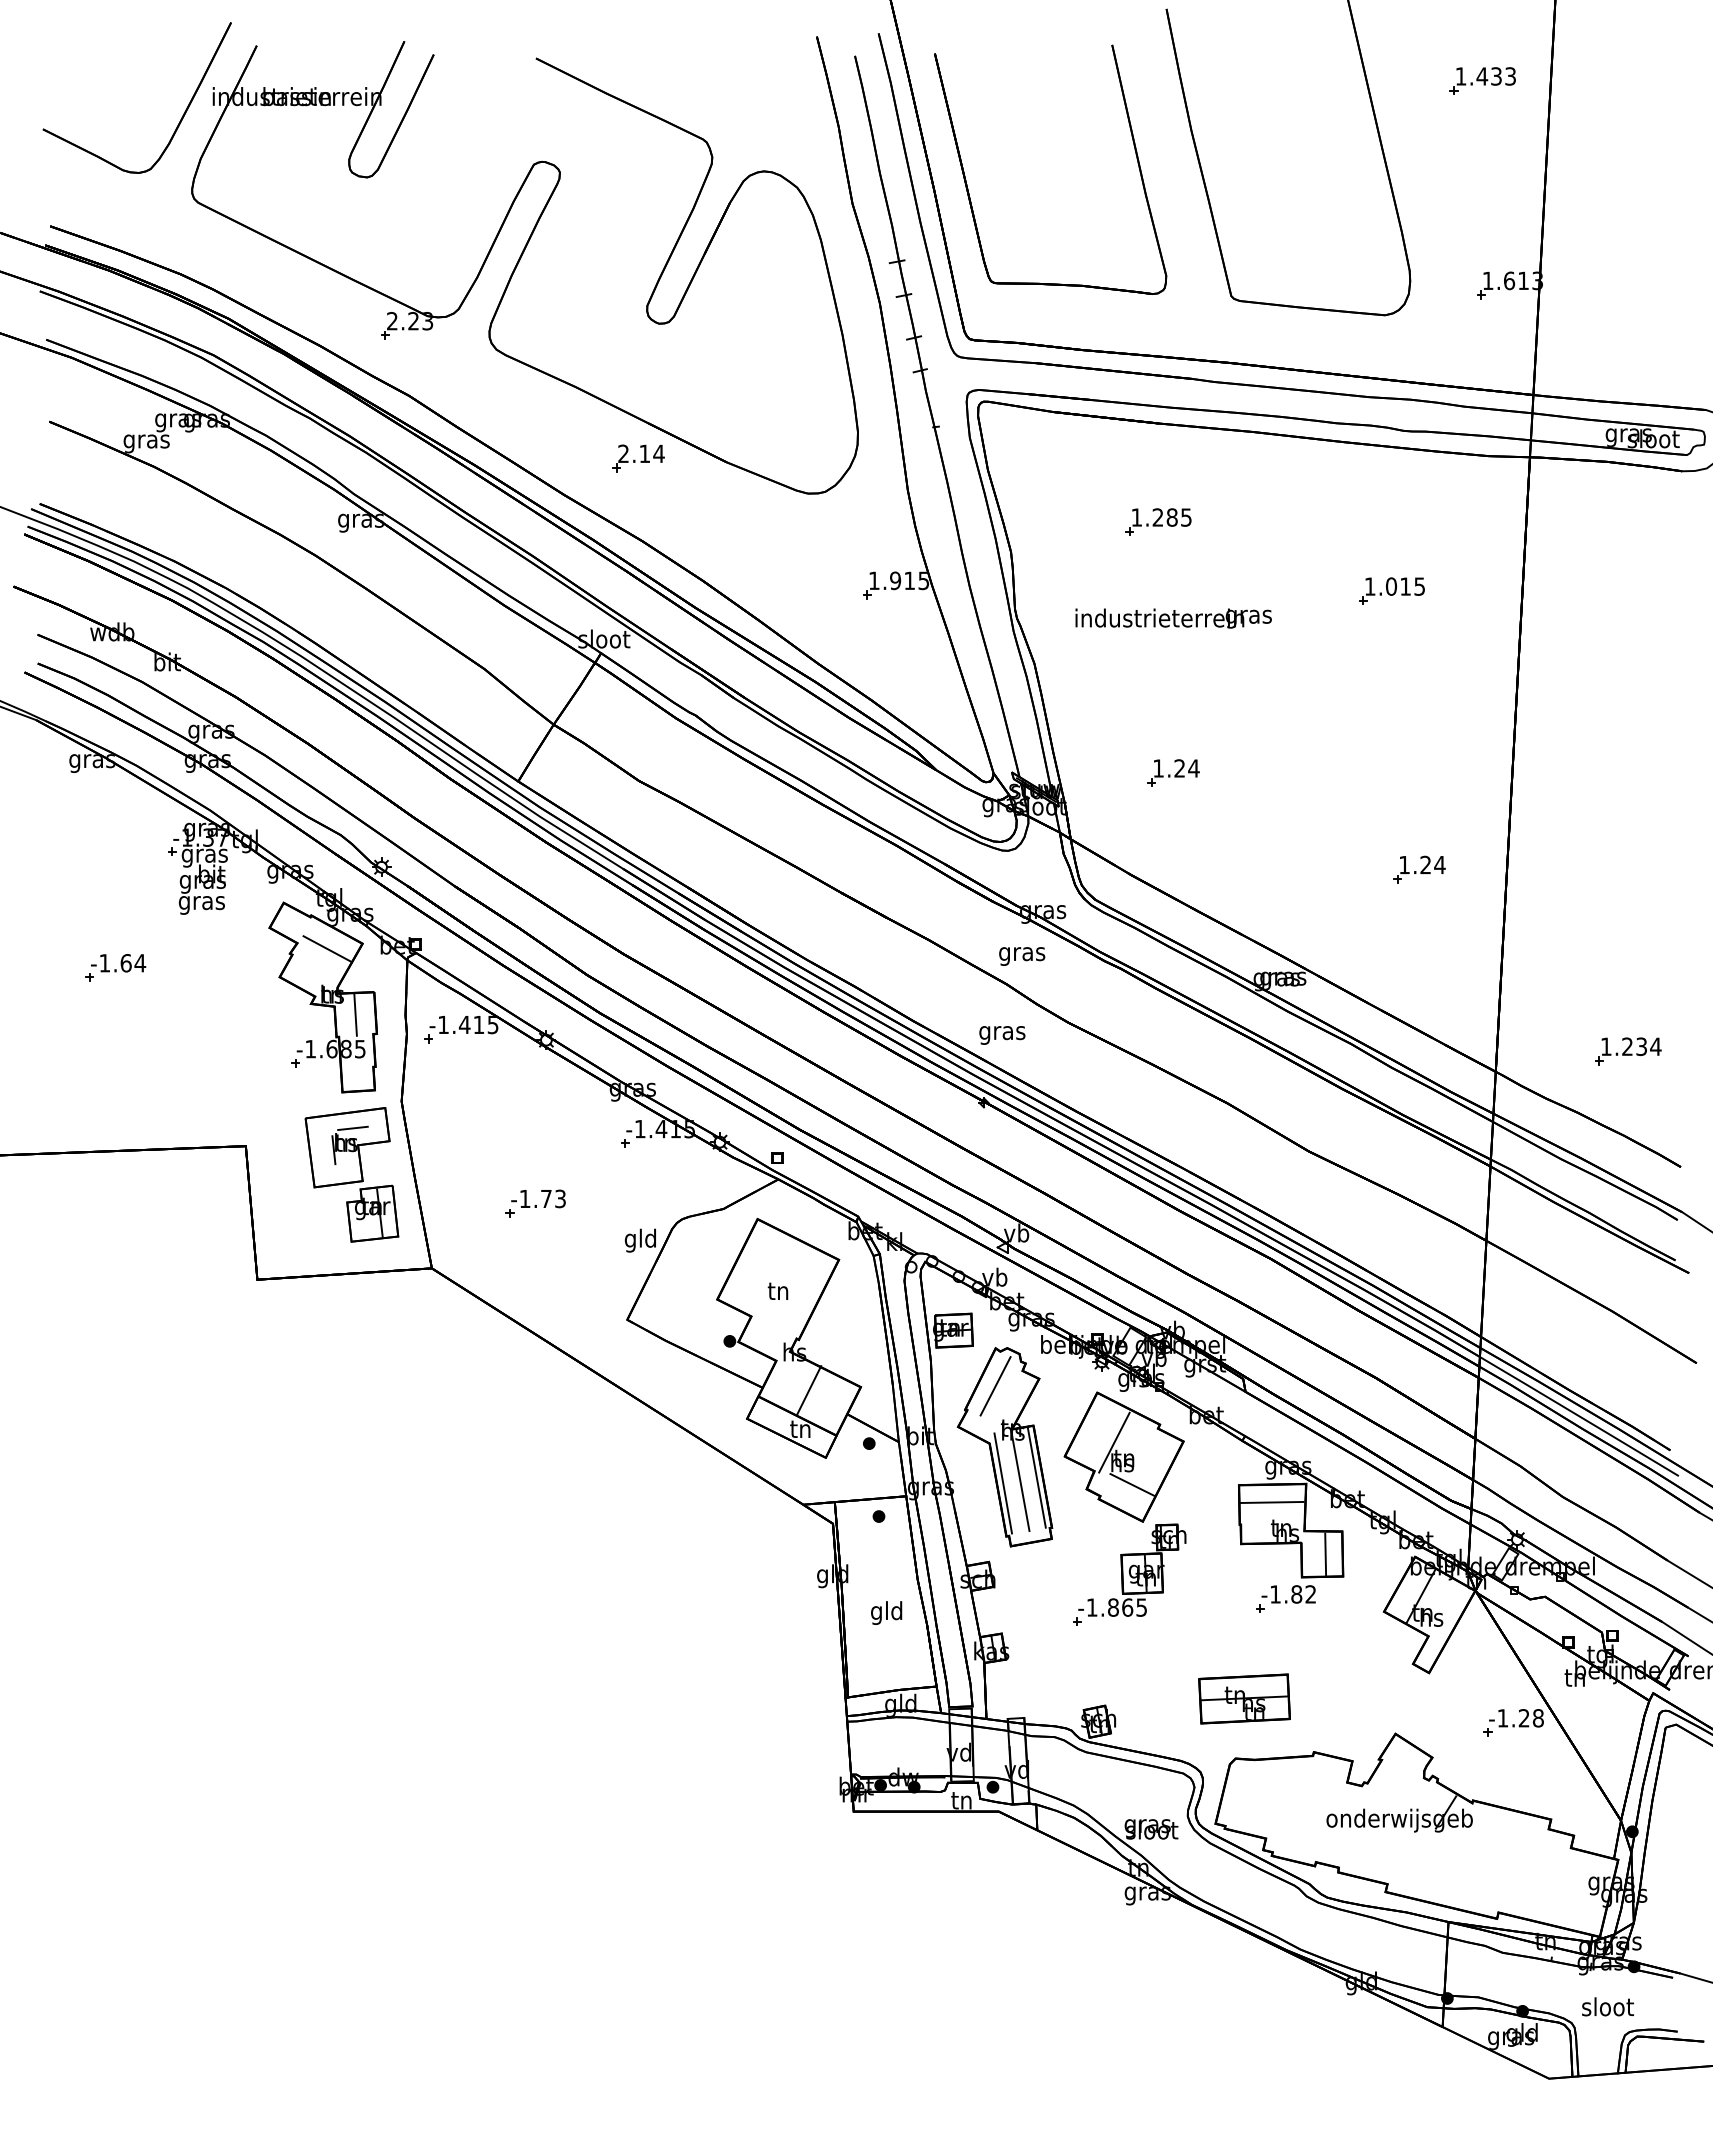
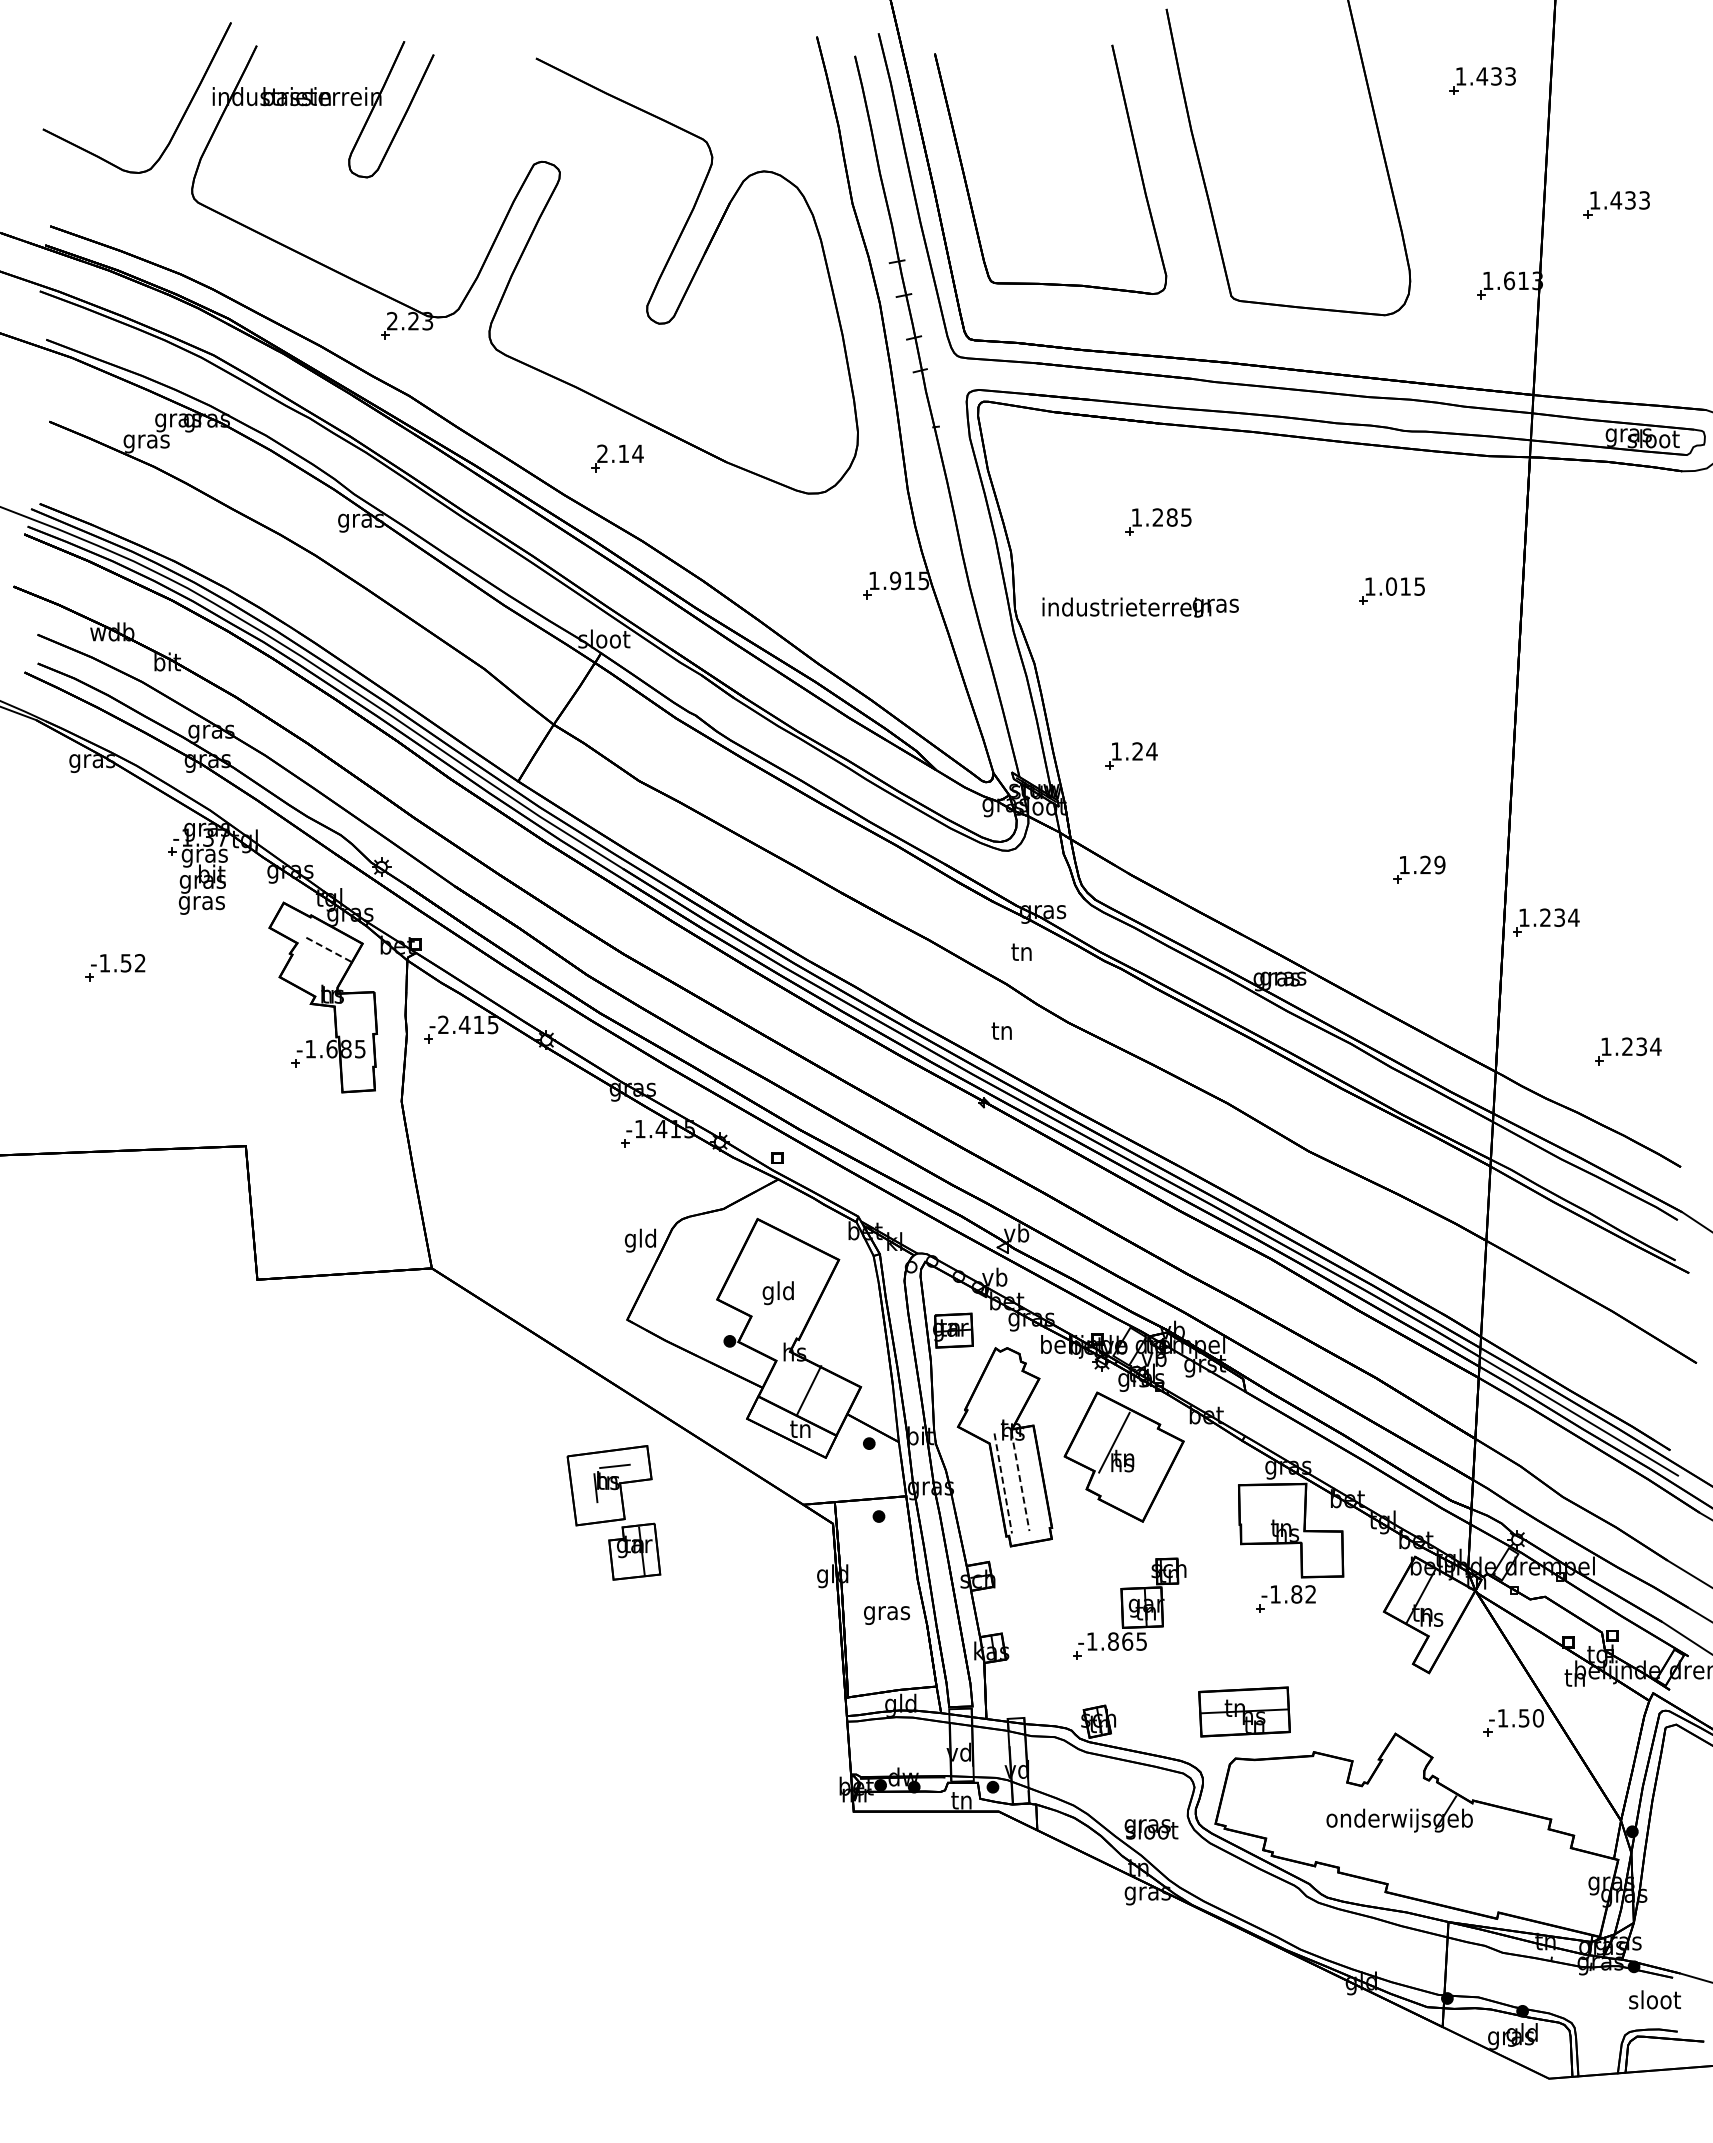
part: none -> present (1616, 204)
part position: (638, 458) -> (617, 458) (617, 458)
text position: (1173, 618) -> (1140, 607) (1140, 607)
part position: (1173, 772) -> (1131, 755) (1131, 755)
text: 1.24 -> 1.29 (1439, 864)
part: none -> present (1546, 922)
line: solid -> dashed (327, 948)
text: gras -> tn (1022, 954)
text: -1.64 -> -1.52 (133, 963)
line: present -> none (355, 1014)
text: -1.415 -> -2.415 (443, 1024)
text: gras -> tn (1002, 1033)
part position: (351, 1174) -> (613, 1512) (613, 1512)
part: present -> none (535, 1203)
text: tn -> gld (777, 1293)
line: present -> none (995, 1386)
line: present -> none (1036, 1477)
line: solid -> dashed (1020, 1481)
line: solid -> dashed (1003, 1483)
line: present -> none (1132, 1485)
line: present -> none (1271, 1502)
line: present -> none (1325, 1554)
part position: (1129, 1574) -> (1129, 1608) (1129, 1608)
text: gld -> gras (887, 1612)
part position: (1244, 1698) -> (1244, 1711) (1244, 1711)
text: -1.28 -> -1.50 (1531, 1718)
text position: (1607, 2006) -> (1654, 1999) (1654, 1999)
